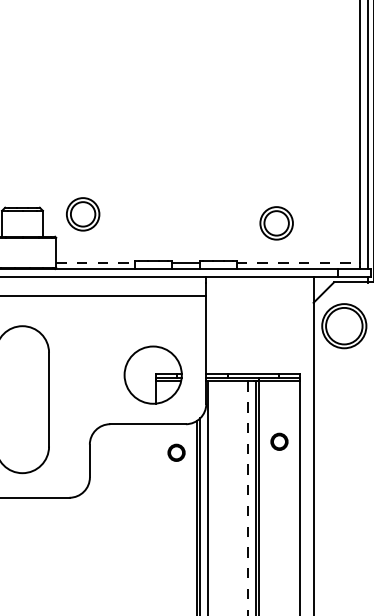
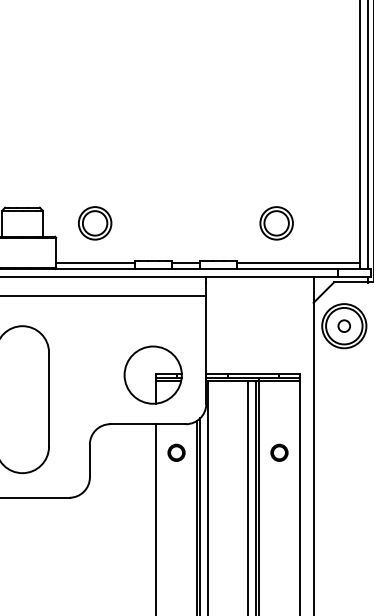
part position: (83, 214) -> (95, 223) (95, 223)
line: dashed -> solid (96, 262)
line: dashed -> solid (298, 262)
circle: none -> present (343, 325)
circle position: (279, 441) -> (279, 452) (279, 452)
line: dashed -> solid (248, 498)
line: none -> present (156, 518)
